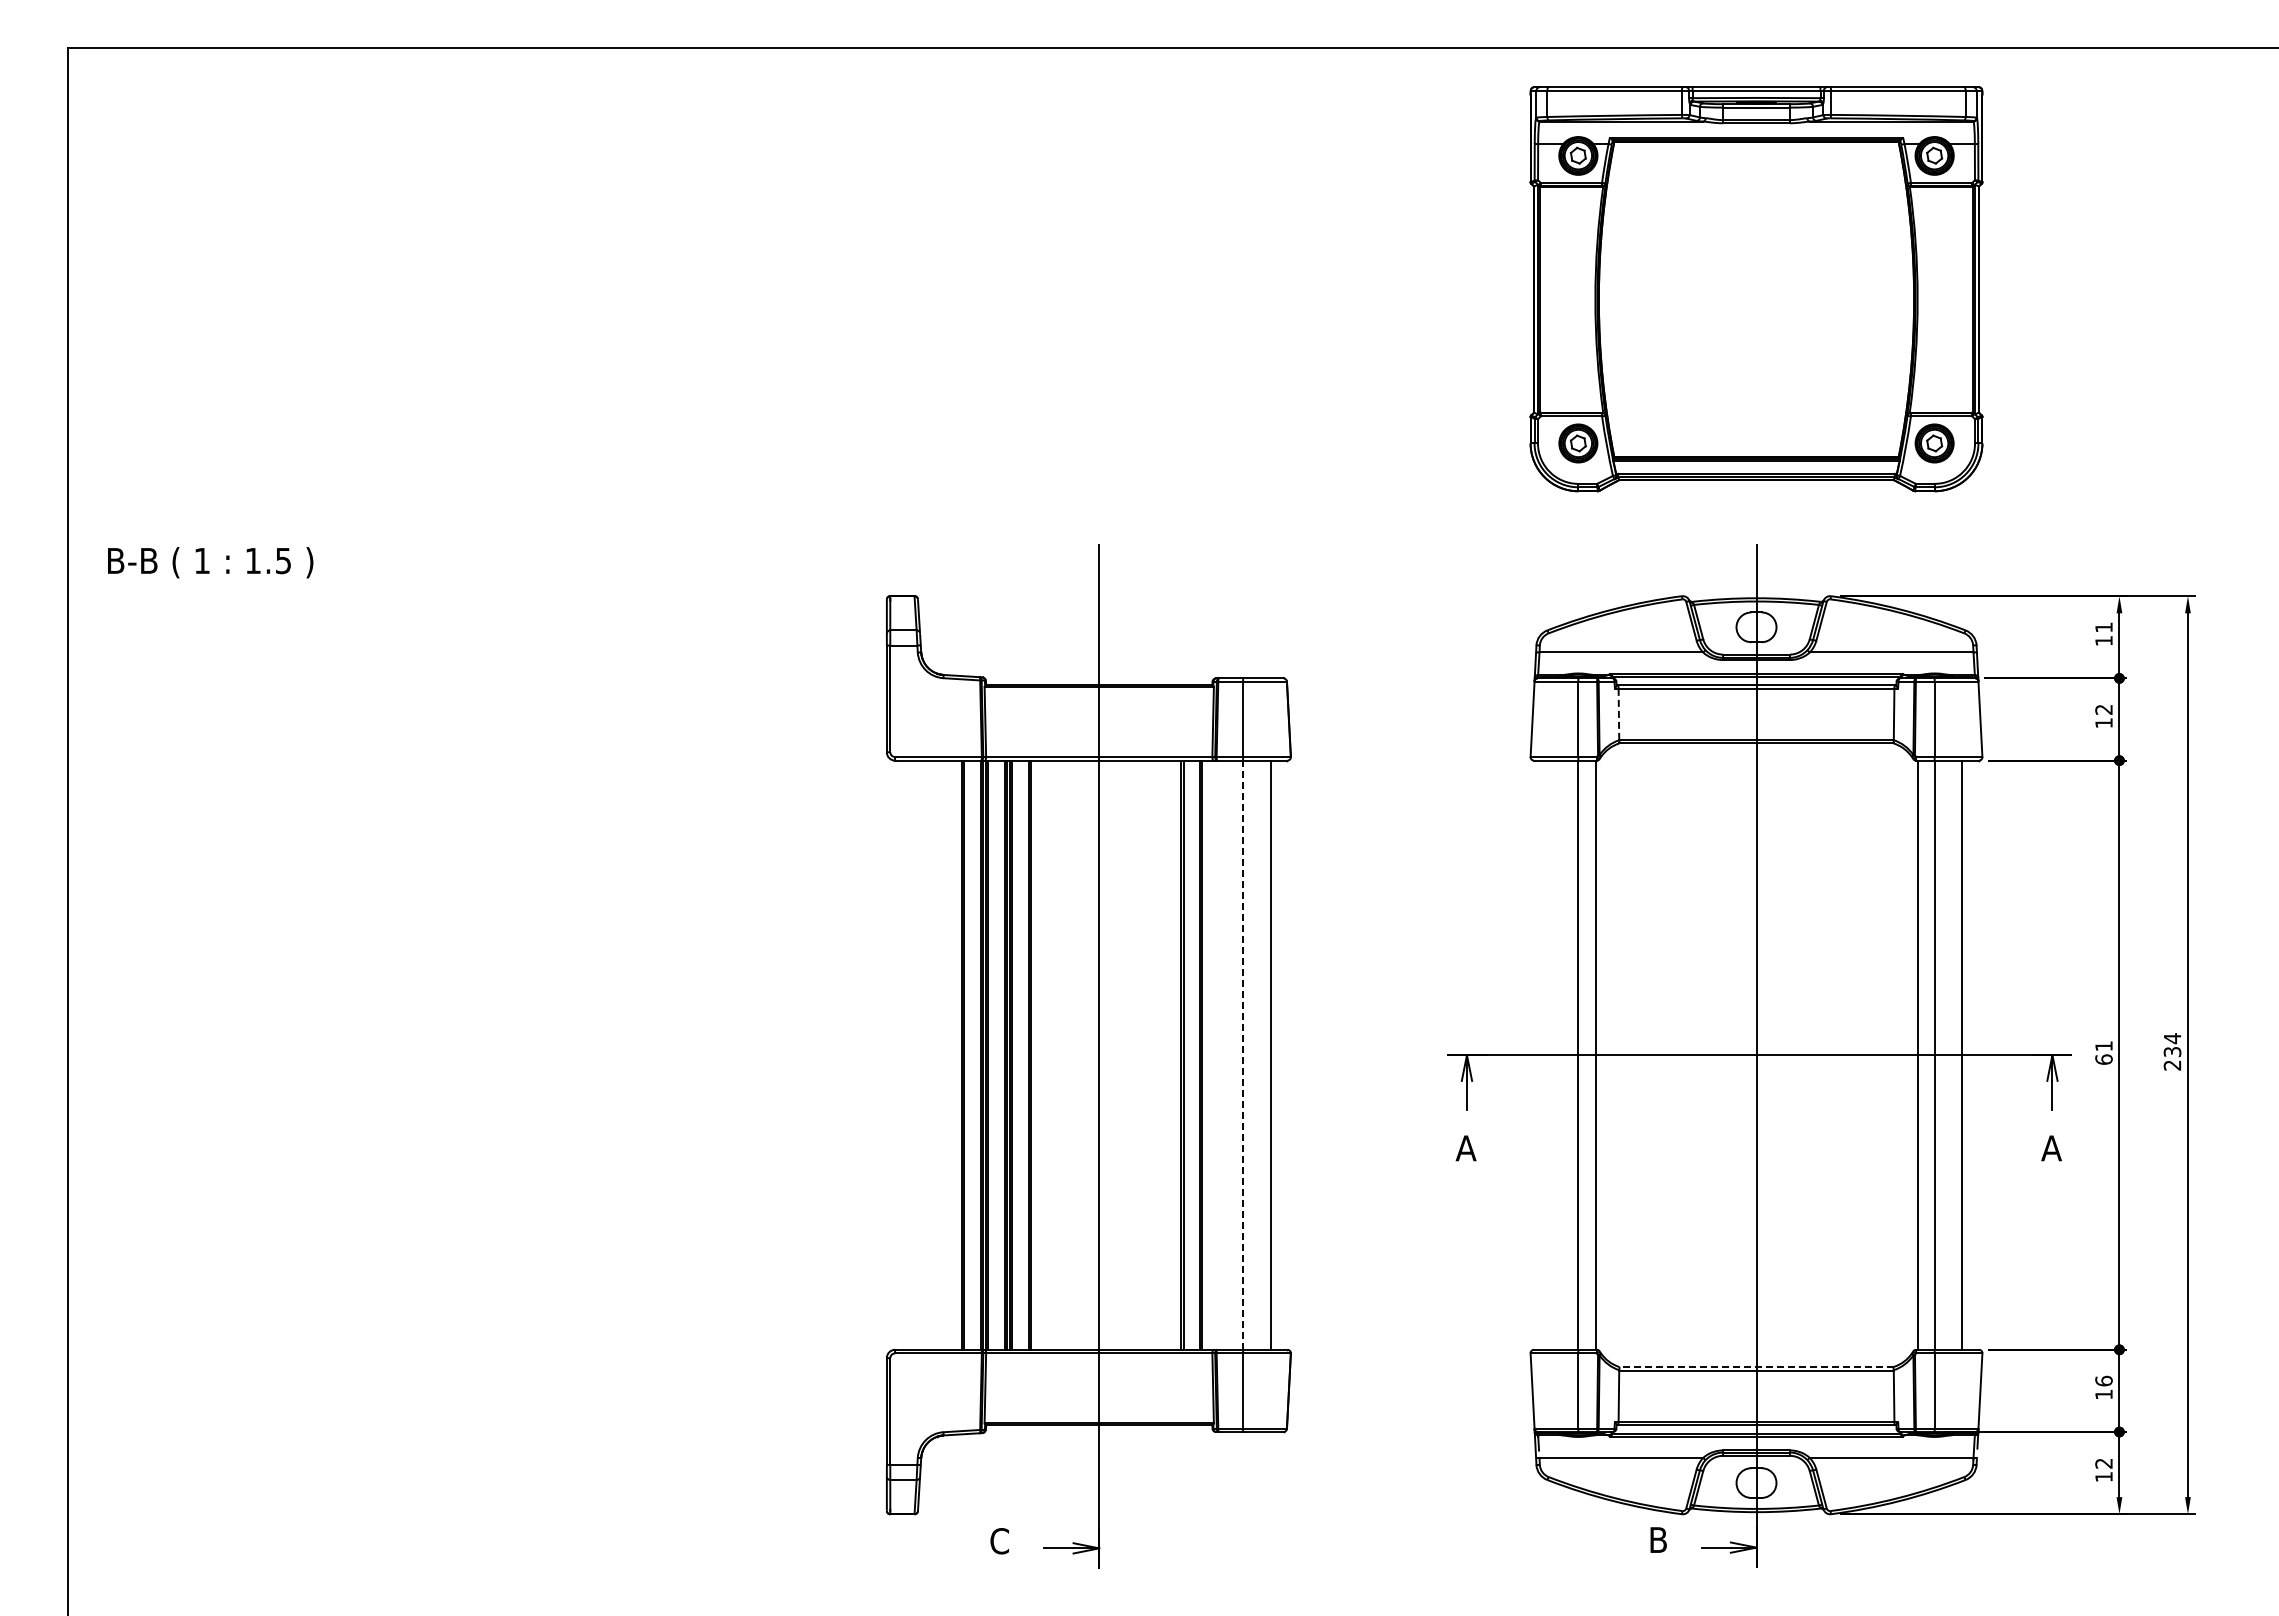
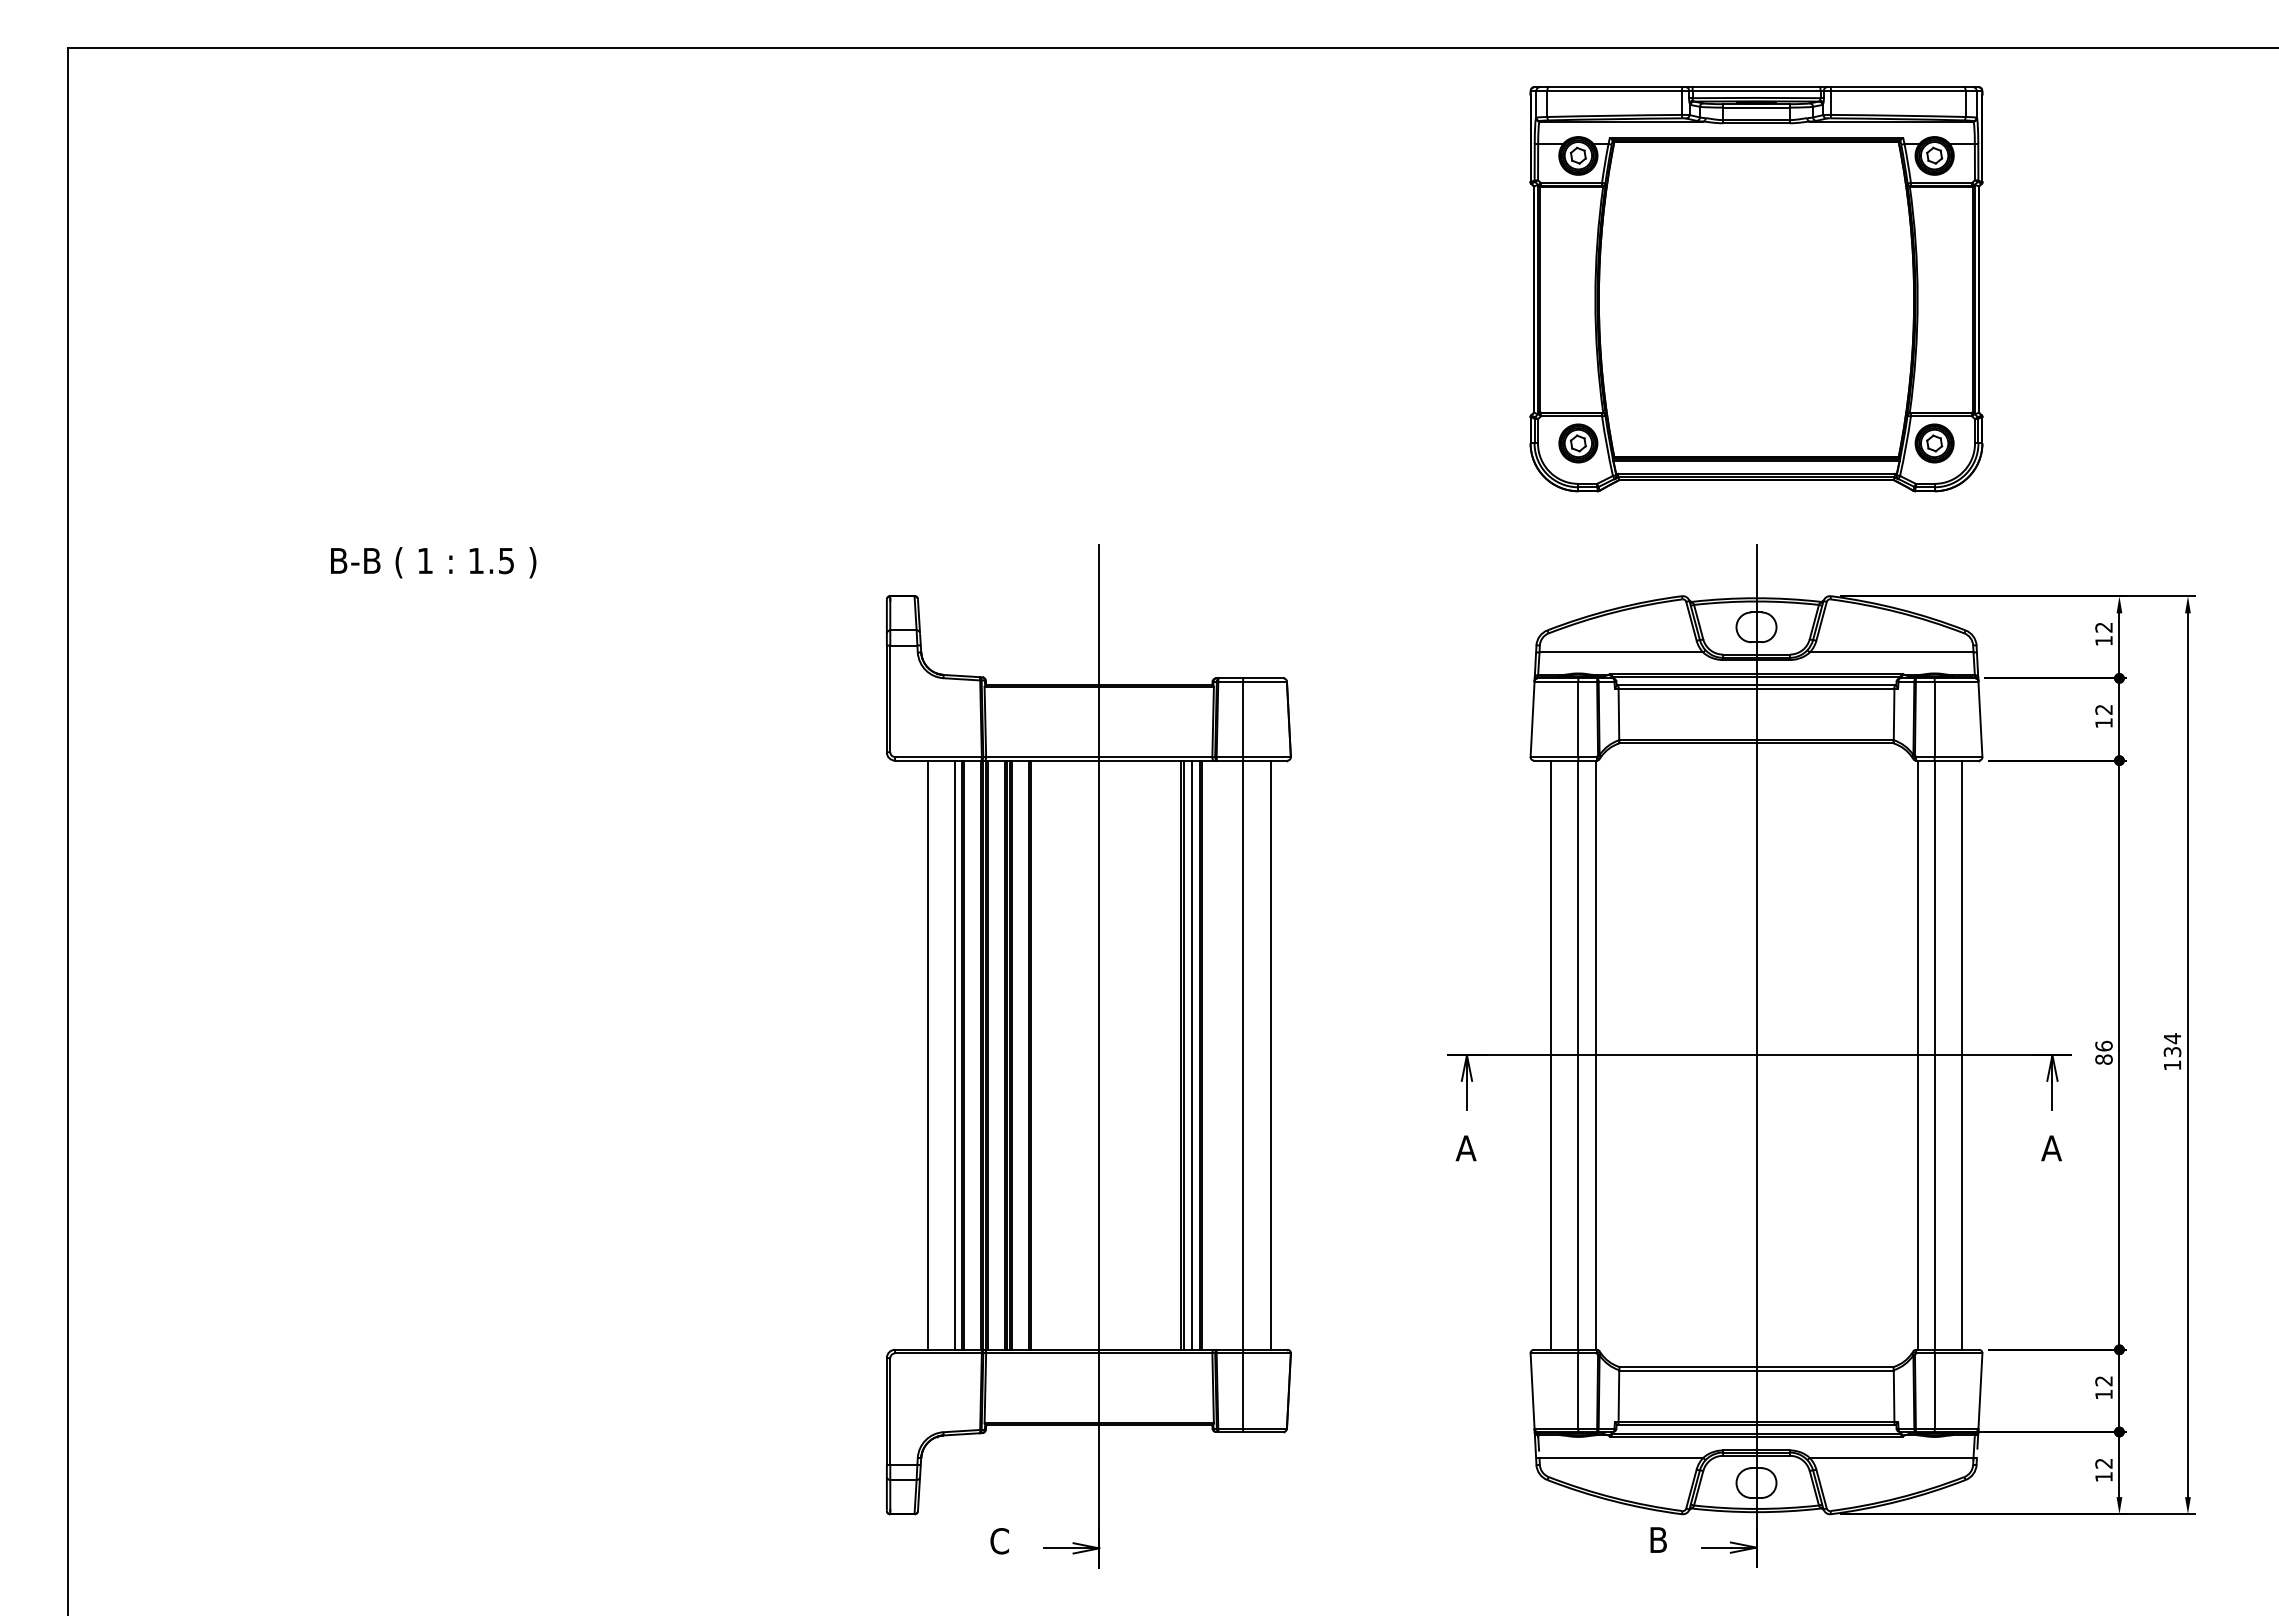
text position: (210, 562) -> (433, 562) (433, 562)
text: 11 -> 12 (2103, 627)
line: dashed -> solid (1618, 714)
text: 61 -> 86 (2103, 1052)
line: none -> present (927, 1054)
line: none -> present (955, 1054)
line: none -> present (1191, 1054)
line: none -> present (1550, 1054)
line: dashed -> solid (1243, 1055)
text: 234 -> 134 (2171, 1065)
line: dashed -> solid (1756, 1366)
text: 16 -> 12 (2103, 1380)
